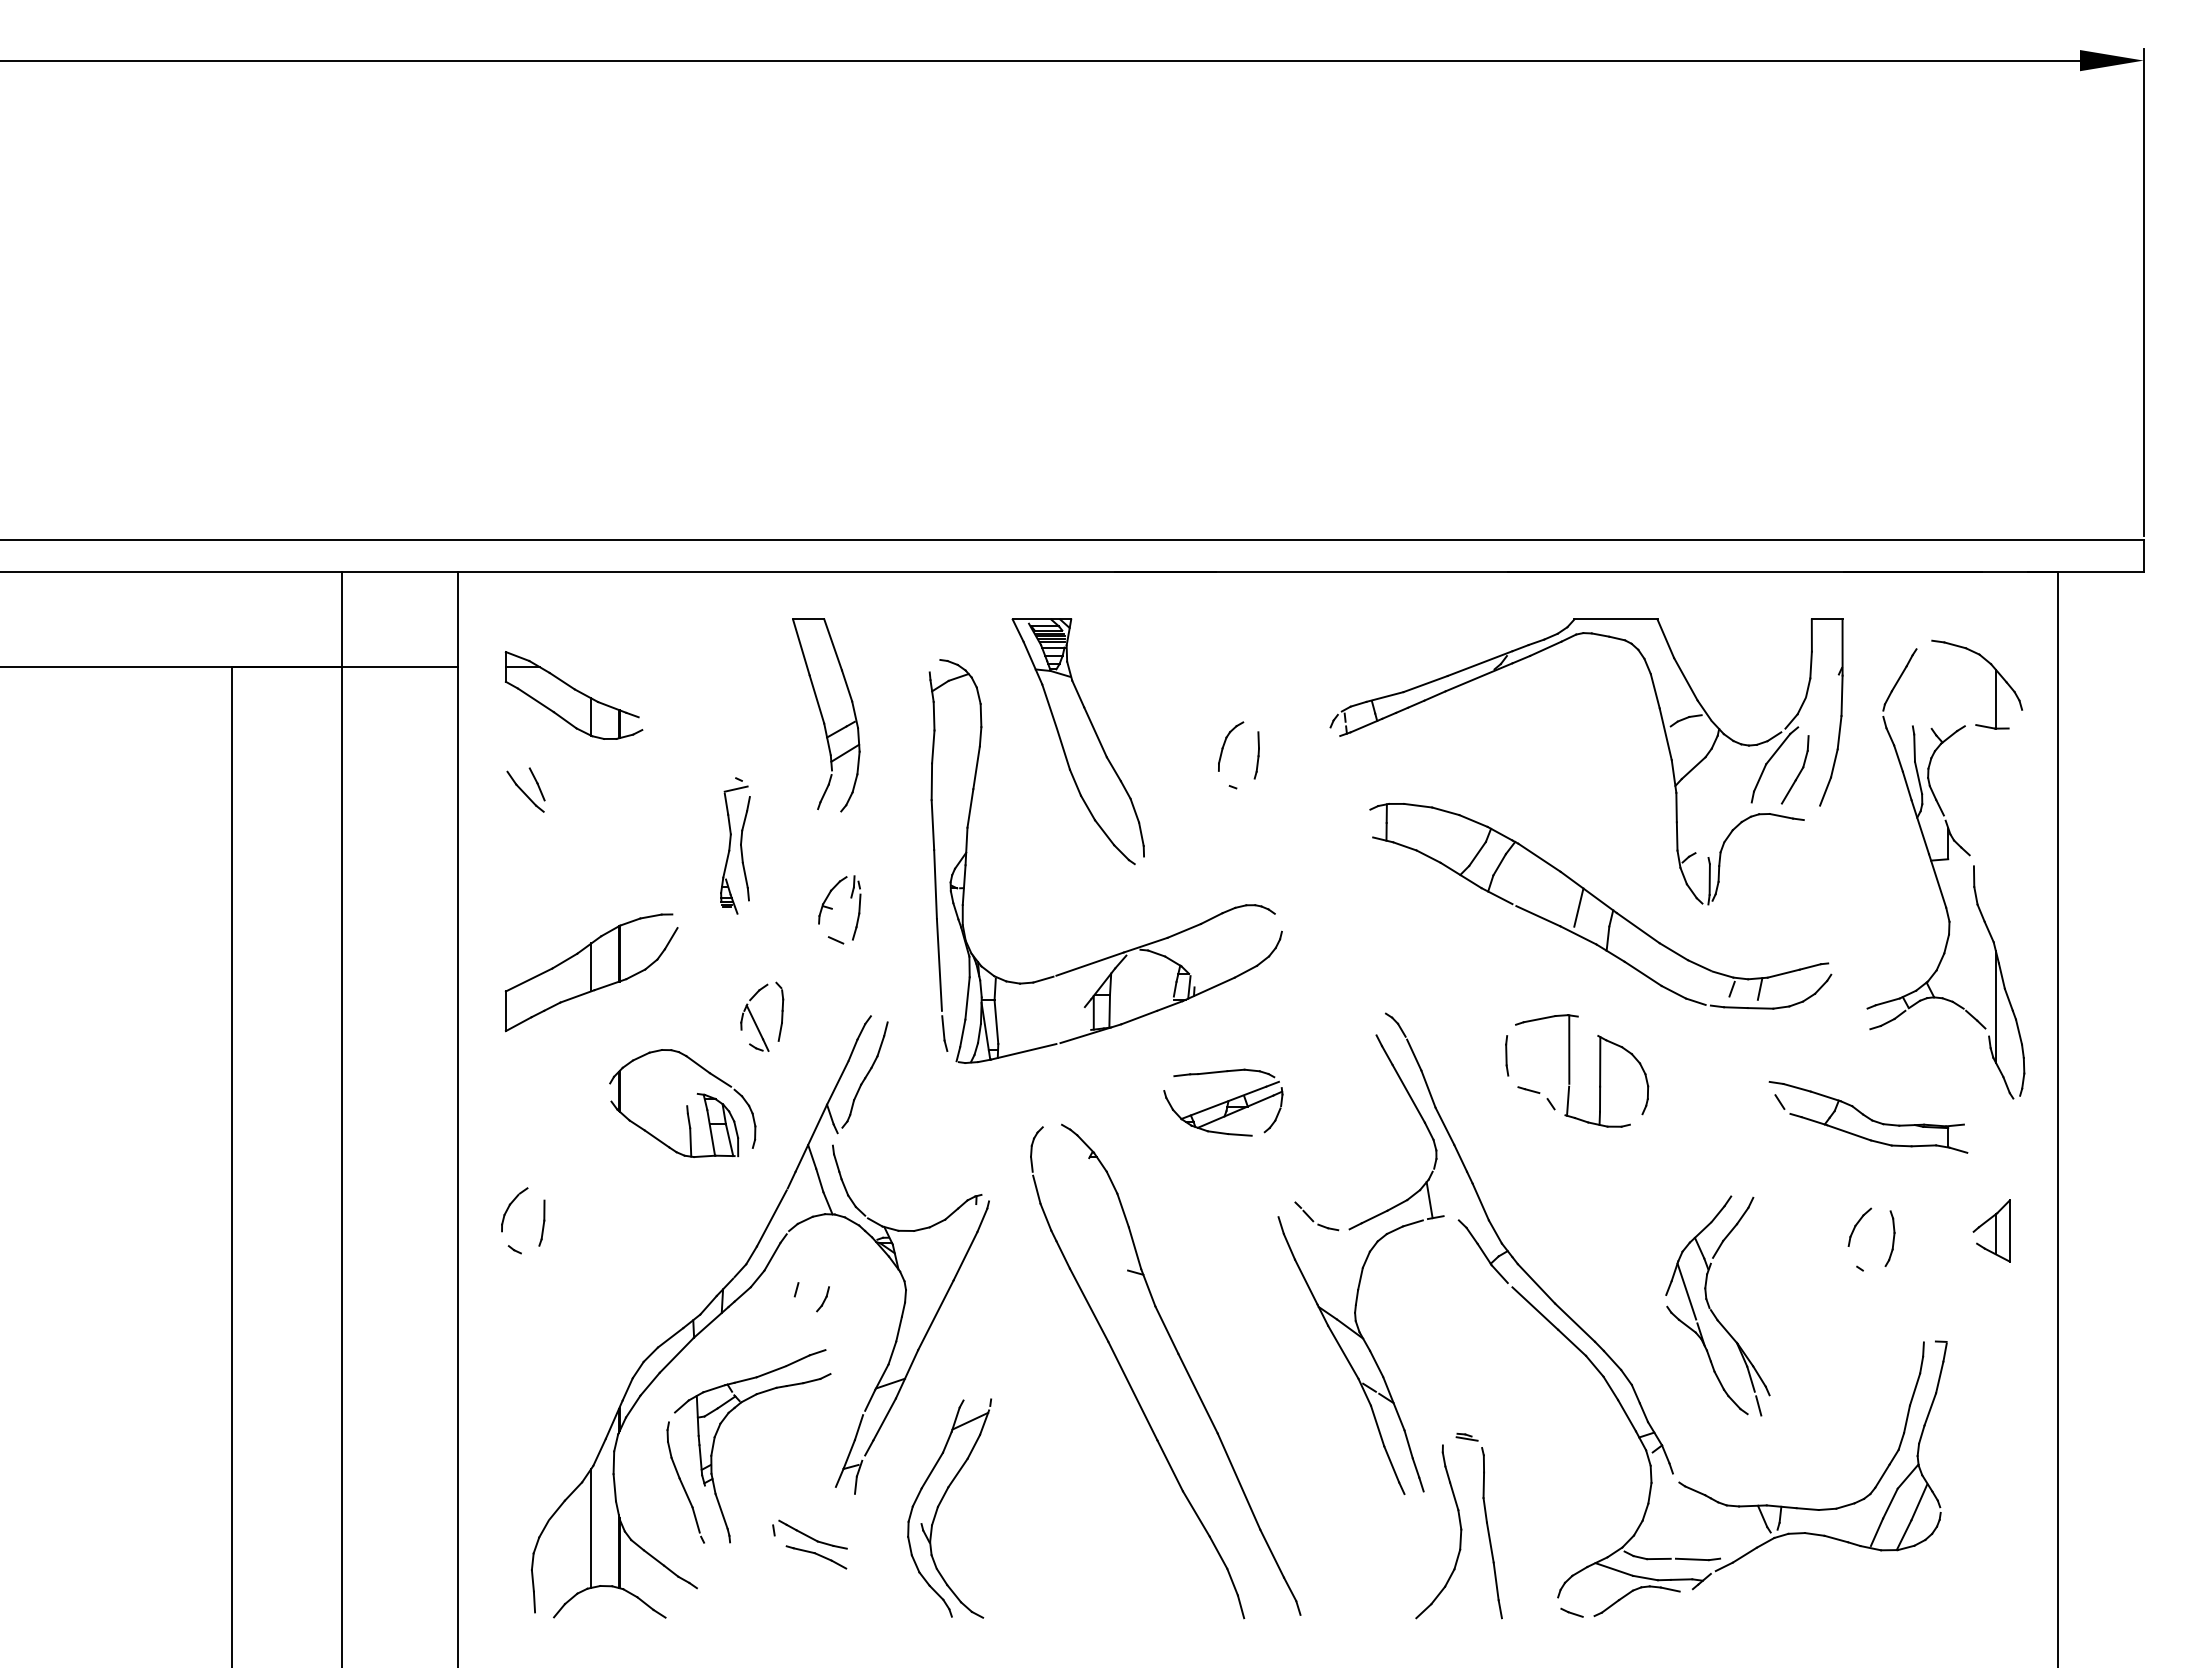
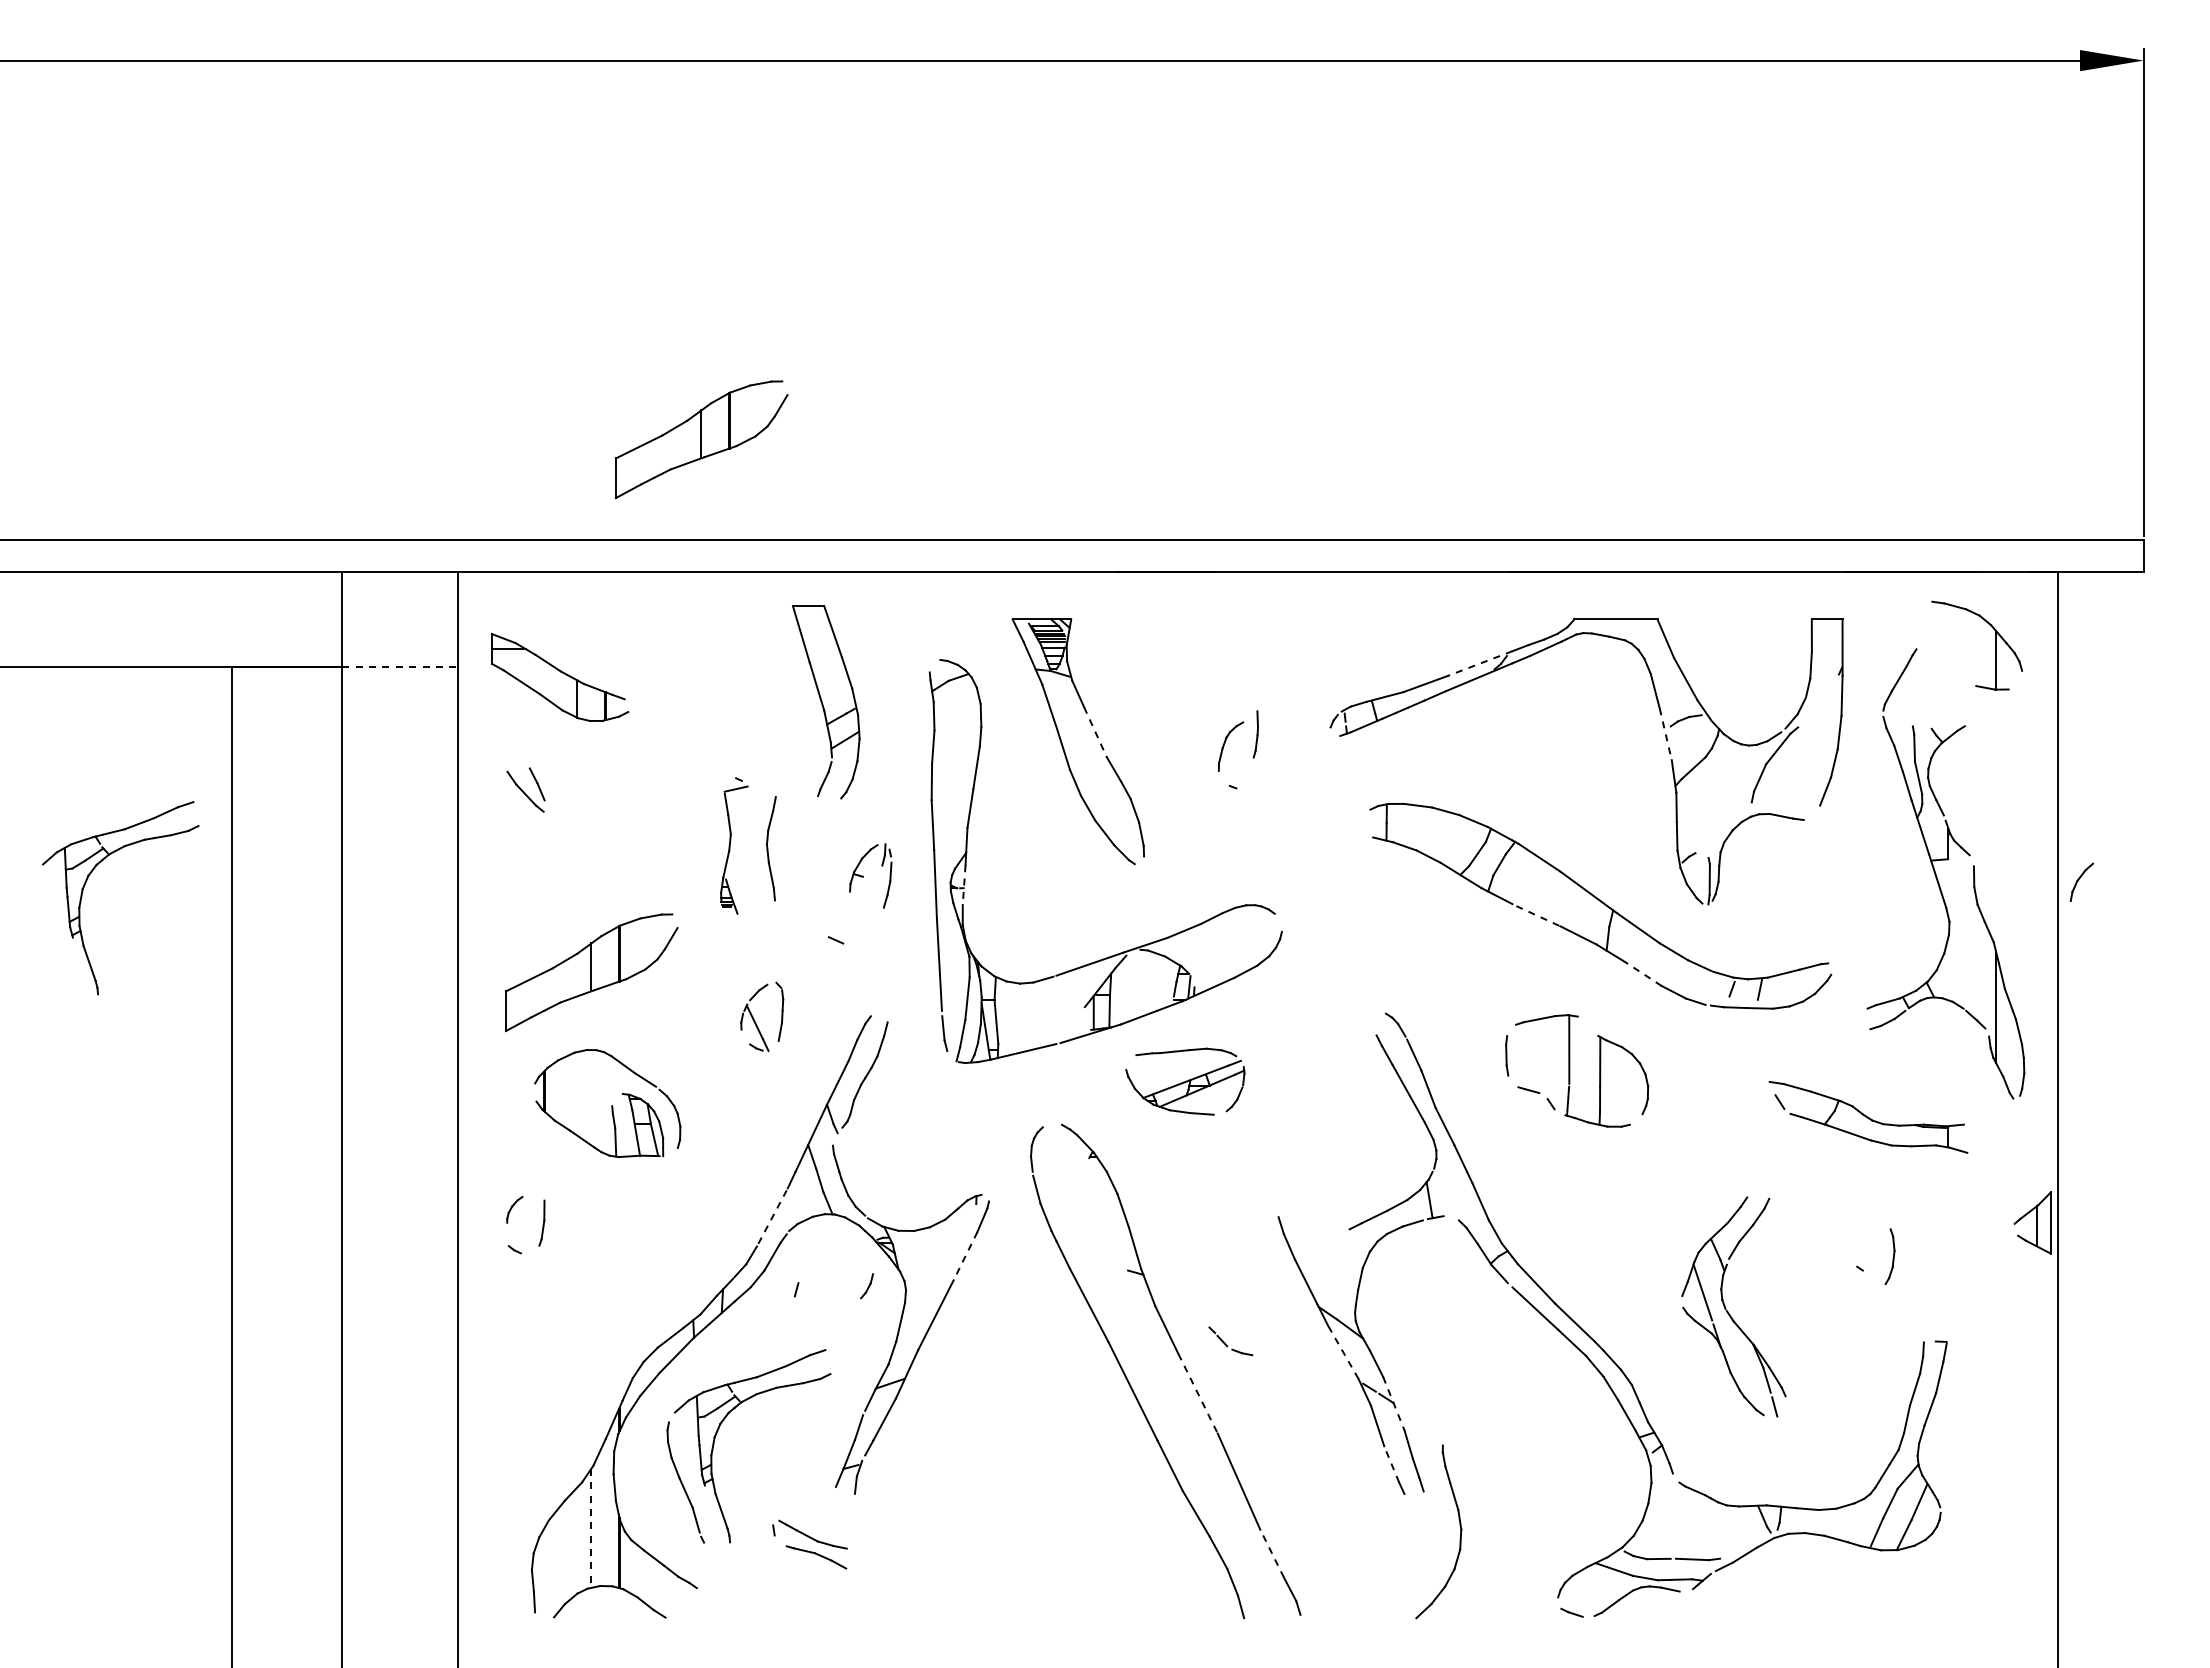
part: none -> present (701, 439)
line: solid -> dashed (1480, 663)
line: solid -> dashed (400, 667)
part position: (1995, 684) -> (1995, 645) (1995, 645)
part position: (573, 695) -> (559, 677) (559, 677)
part position: (826, 715) -> (826, 702) (826, 702)
line: solid -> dashed (1095, 732)
line: solid -> dashed (1665, 734)
part position: (1256, 755) -> (1255, 734) (1255, 734)
part: present -> none (1794, 769)
part position: (745, 848) -> (771, 848) (771, 848)
part: none -> present (86, 883)
line: solid -> dashed (964, 885)
line: present -> none (1578, 907)
part position: (832, 908) -> (863, 876) (863, 876)
line: solid -> dashed (1538, 916)
line: solid -> dashed (1642, 973)
part position: (1223, 1102) -> (1185, 1081) (1185, 1081)
part position: (682, 1103) -> (607, 1103) (607, 1103)
part size: 28x46 px -> 18x29 px (514, 1209)
part position: (1316, 1216) -> (1230, 1341) (1230, 1341)
line: solid -> dashed (771, 1218)
part position: (1859, 1226) -> (2081, 881) (2081, 881)
part position: (1991, 1230) -> (2032, 1222) (2032, 1222)
part position: (1889, 1238) -> (1889, 1256) (1889, 1256)
line: solid -> dashed (965, 1256)
part position: (822, 1299) -> (866, 1286) (866, 1286)
part position: (1712, 1310) -> (1728, 1311) (1728, 1311)
line: solid -> dashed (1343, 1352)
line: solid -> dashed (1198, 1394)
line: solid -> dashed (1393, 1403)
line: solid -> dashed (1391, 1464)
part: present -> none (940, 1504)
part: present -> none (1486, 1525)
line: solid -> dashed (591, 1528)
line: solid -> dashed (1272, 1553)
